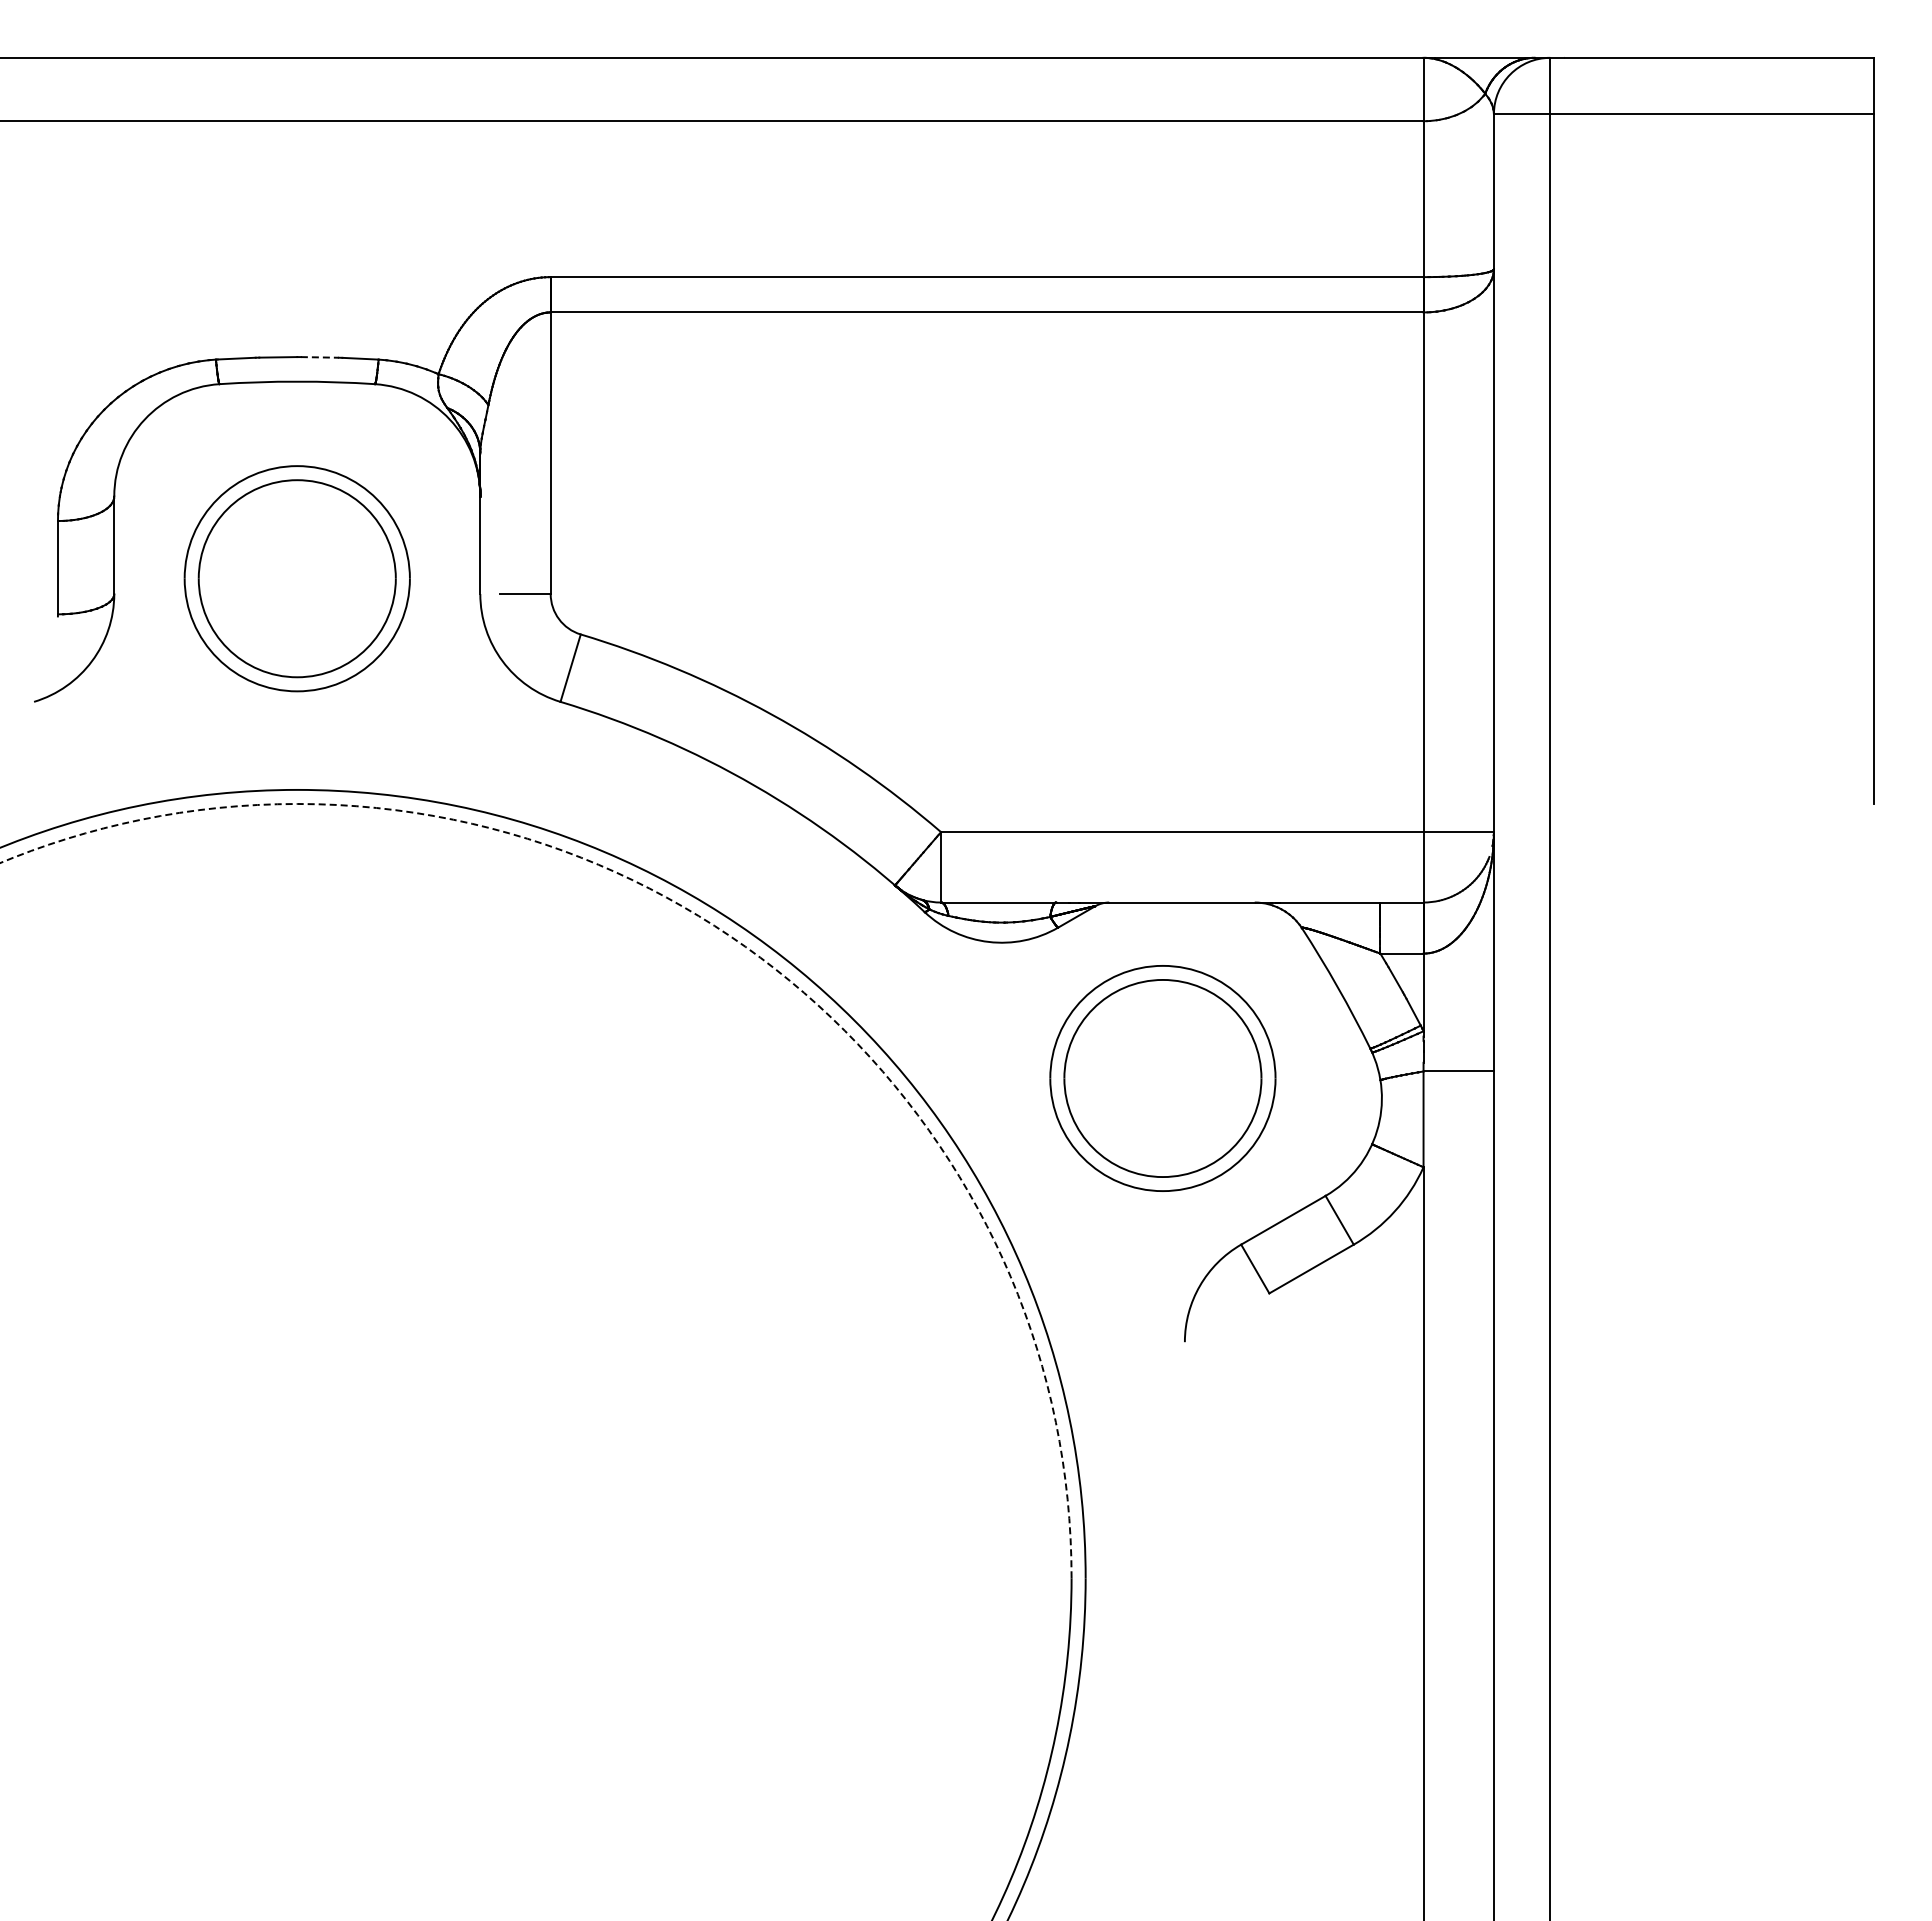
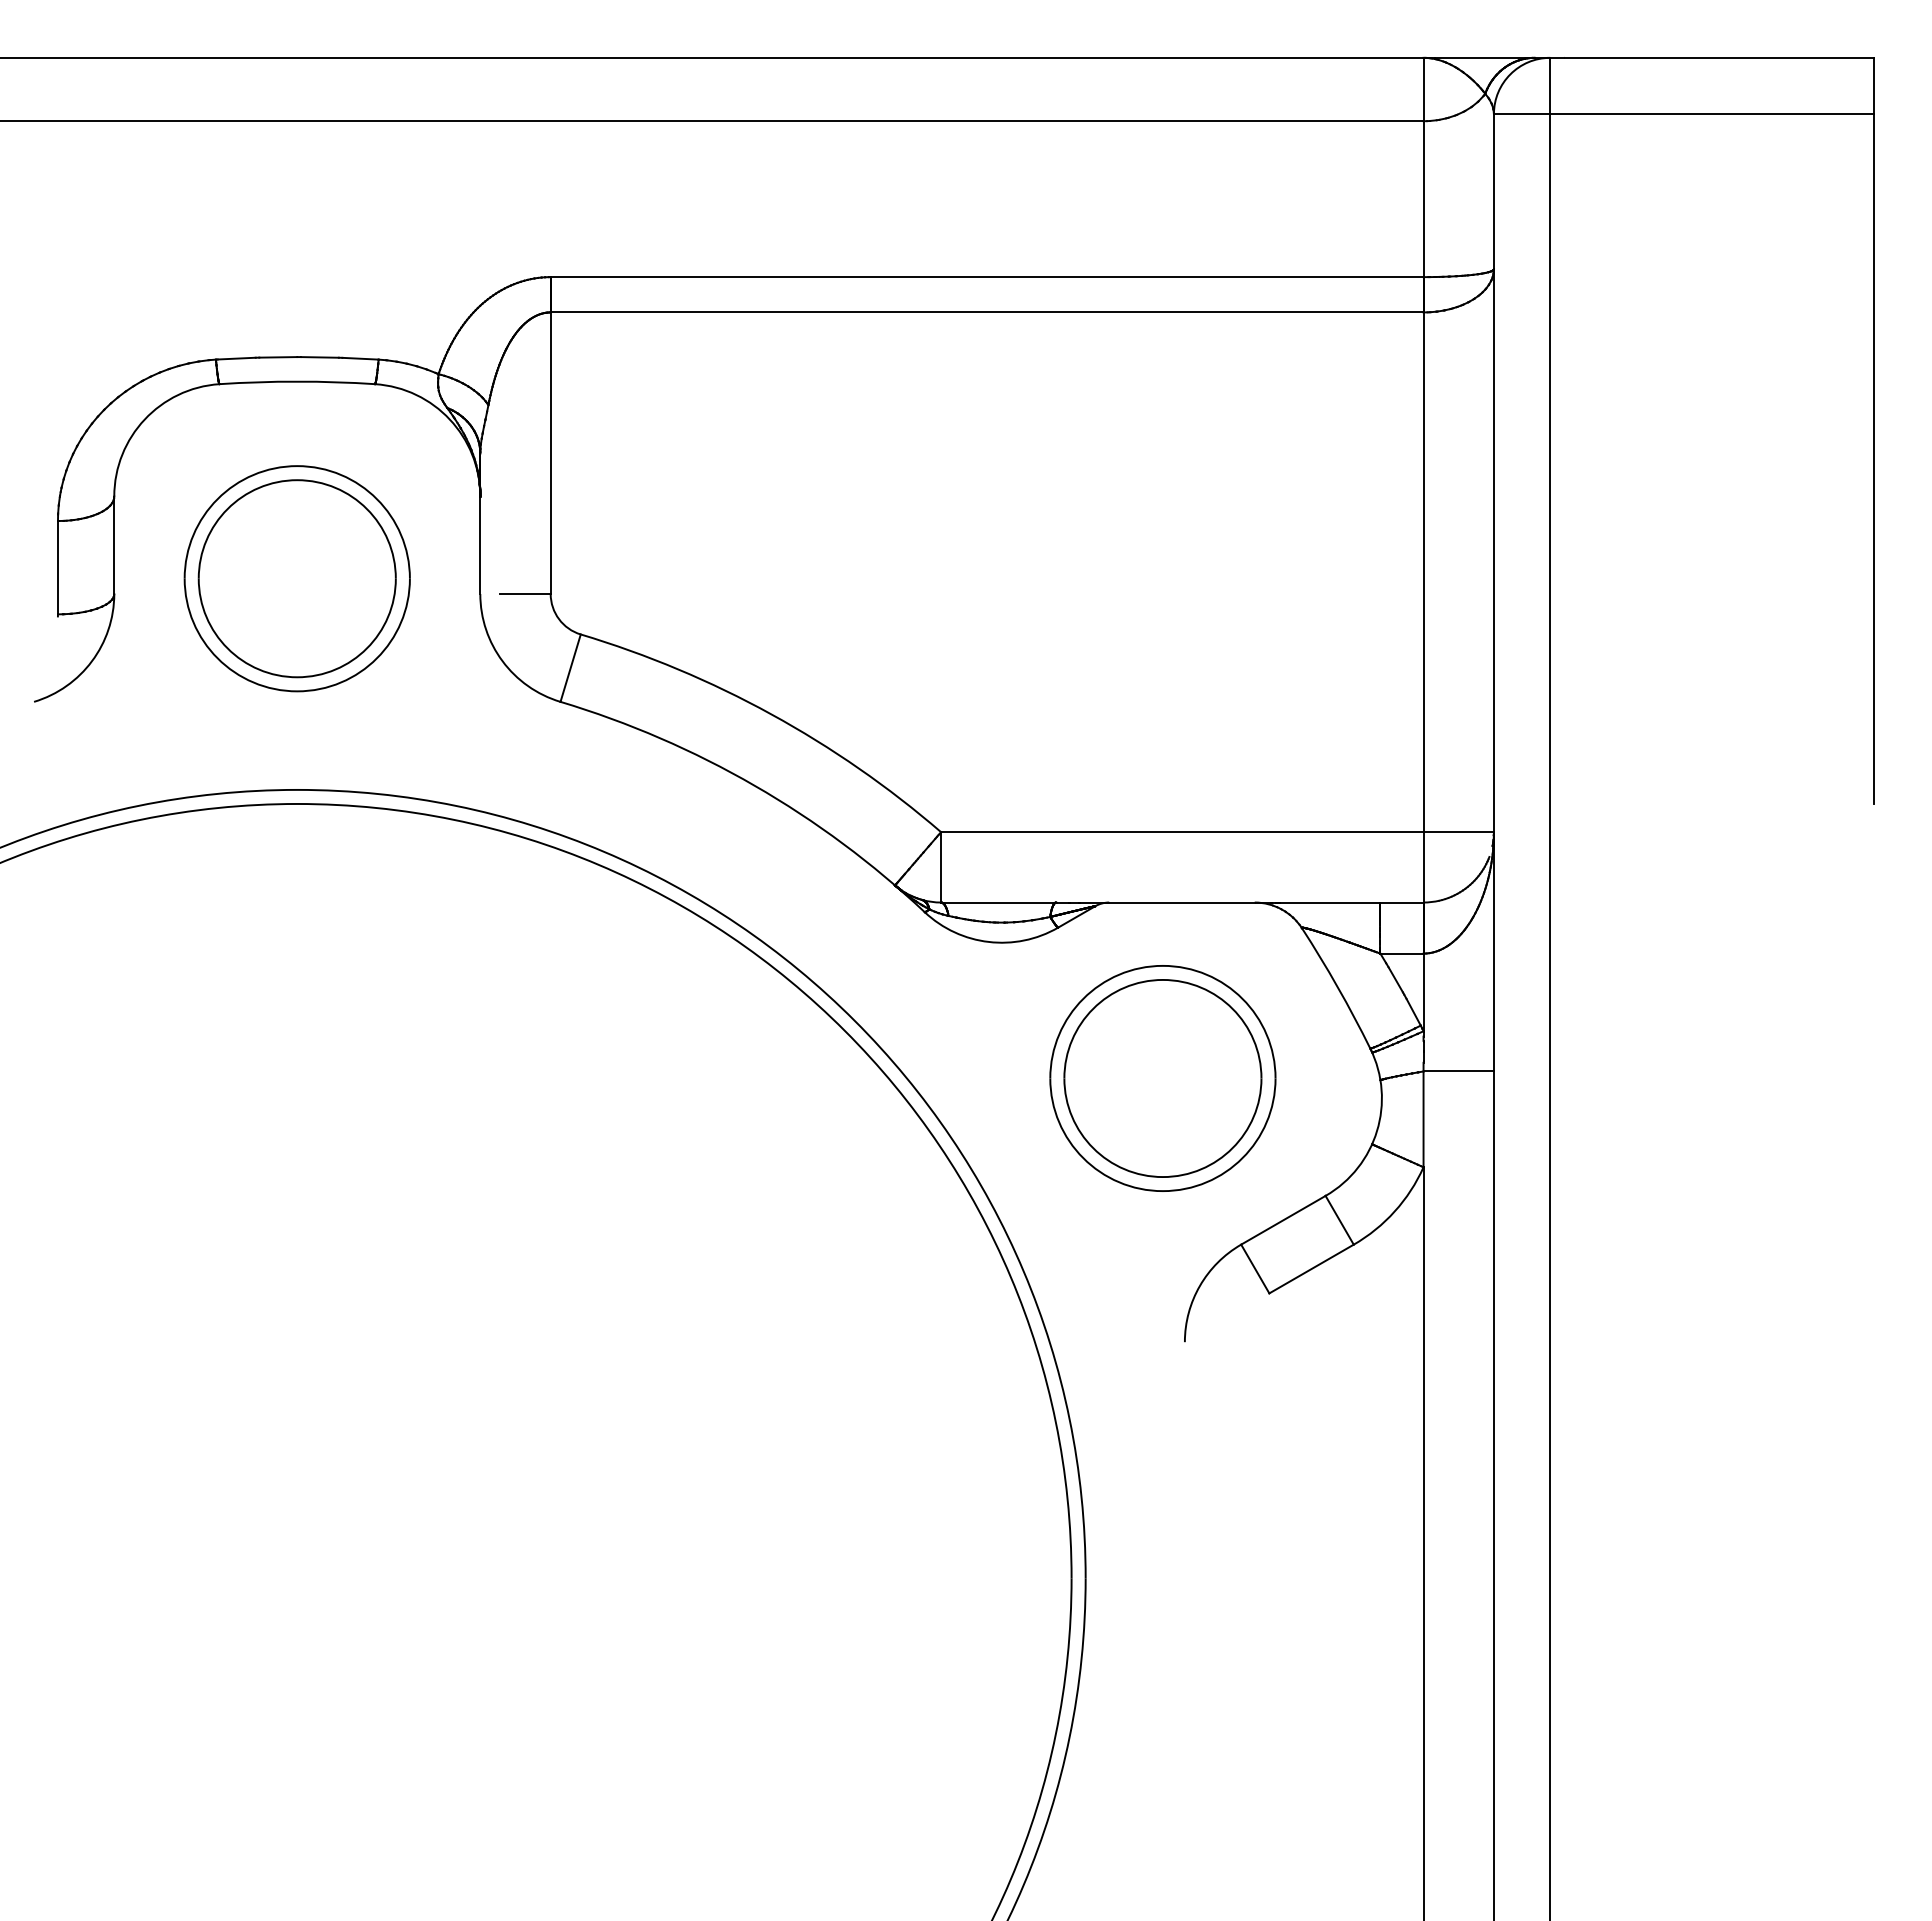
line: dashed -> solid (320, 357)
arc: dashed -> solid (726, 934)
